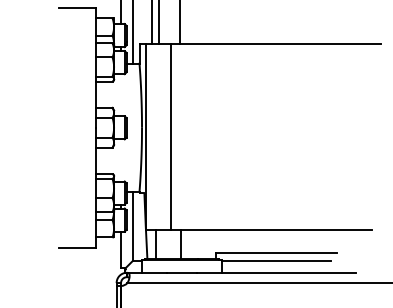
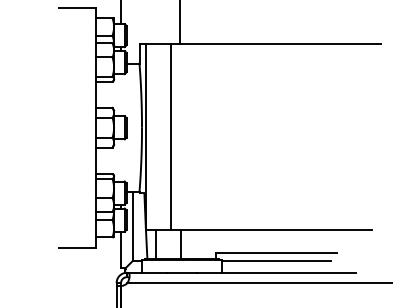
line: present -> none (151, 23)
line: present -> none (159, 23)
line: present -> none (132, 32)
